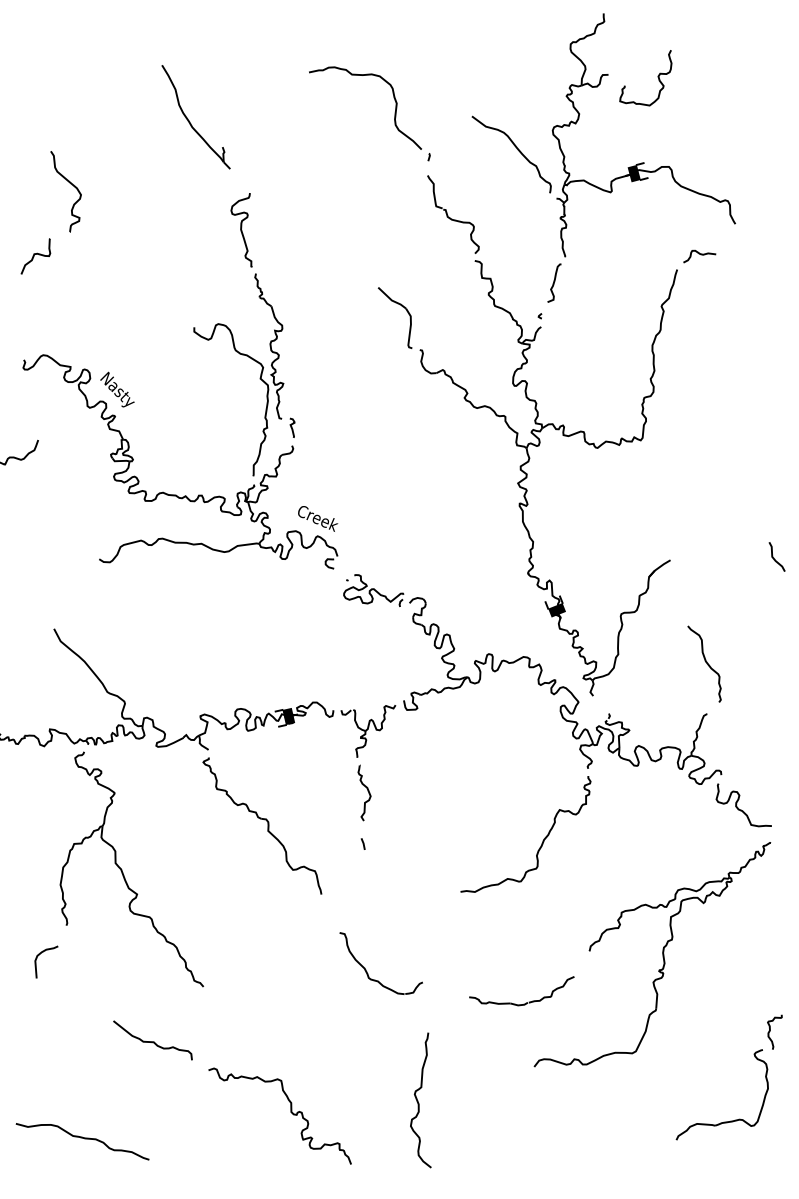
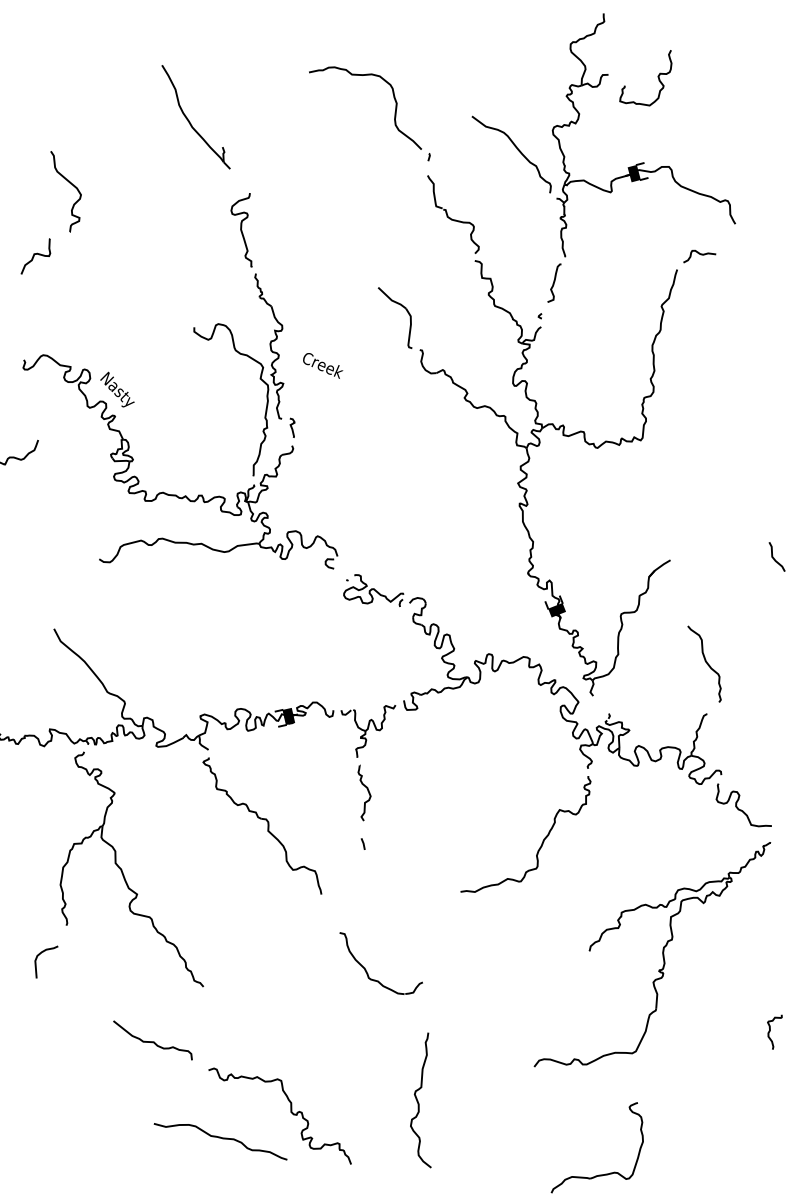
text position: (318, 518) -> (323, 365) (323, 365)
part: present -> none (526, 1002)
part position: (723, 1121) -> (598, 1174) (598, 1174)
curve position: (84, 1139) -> (222, 1139) (222, 1139)
